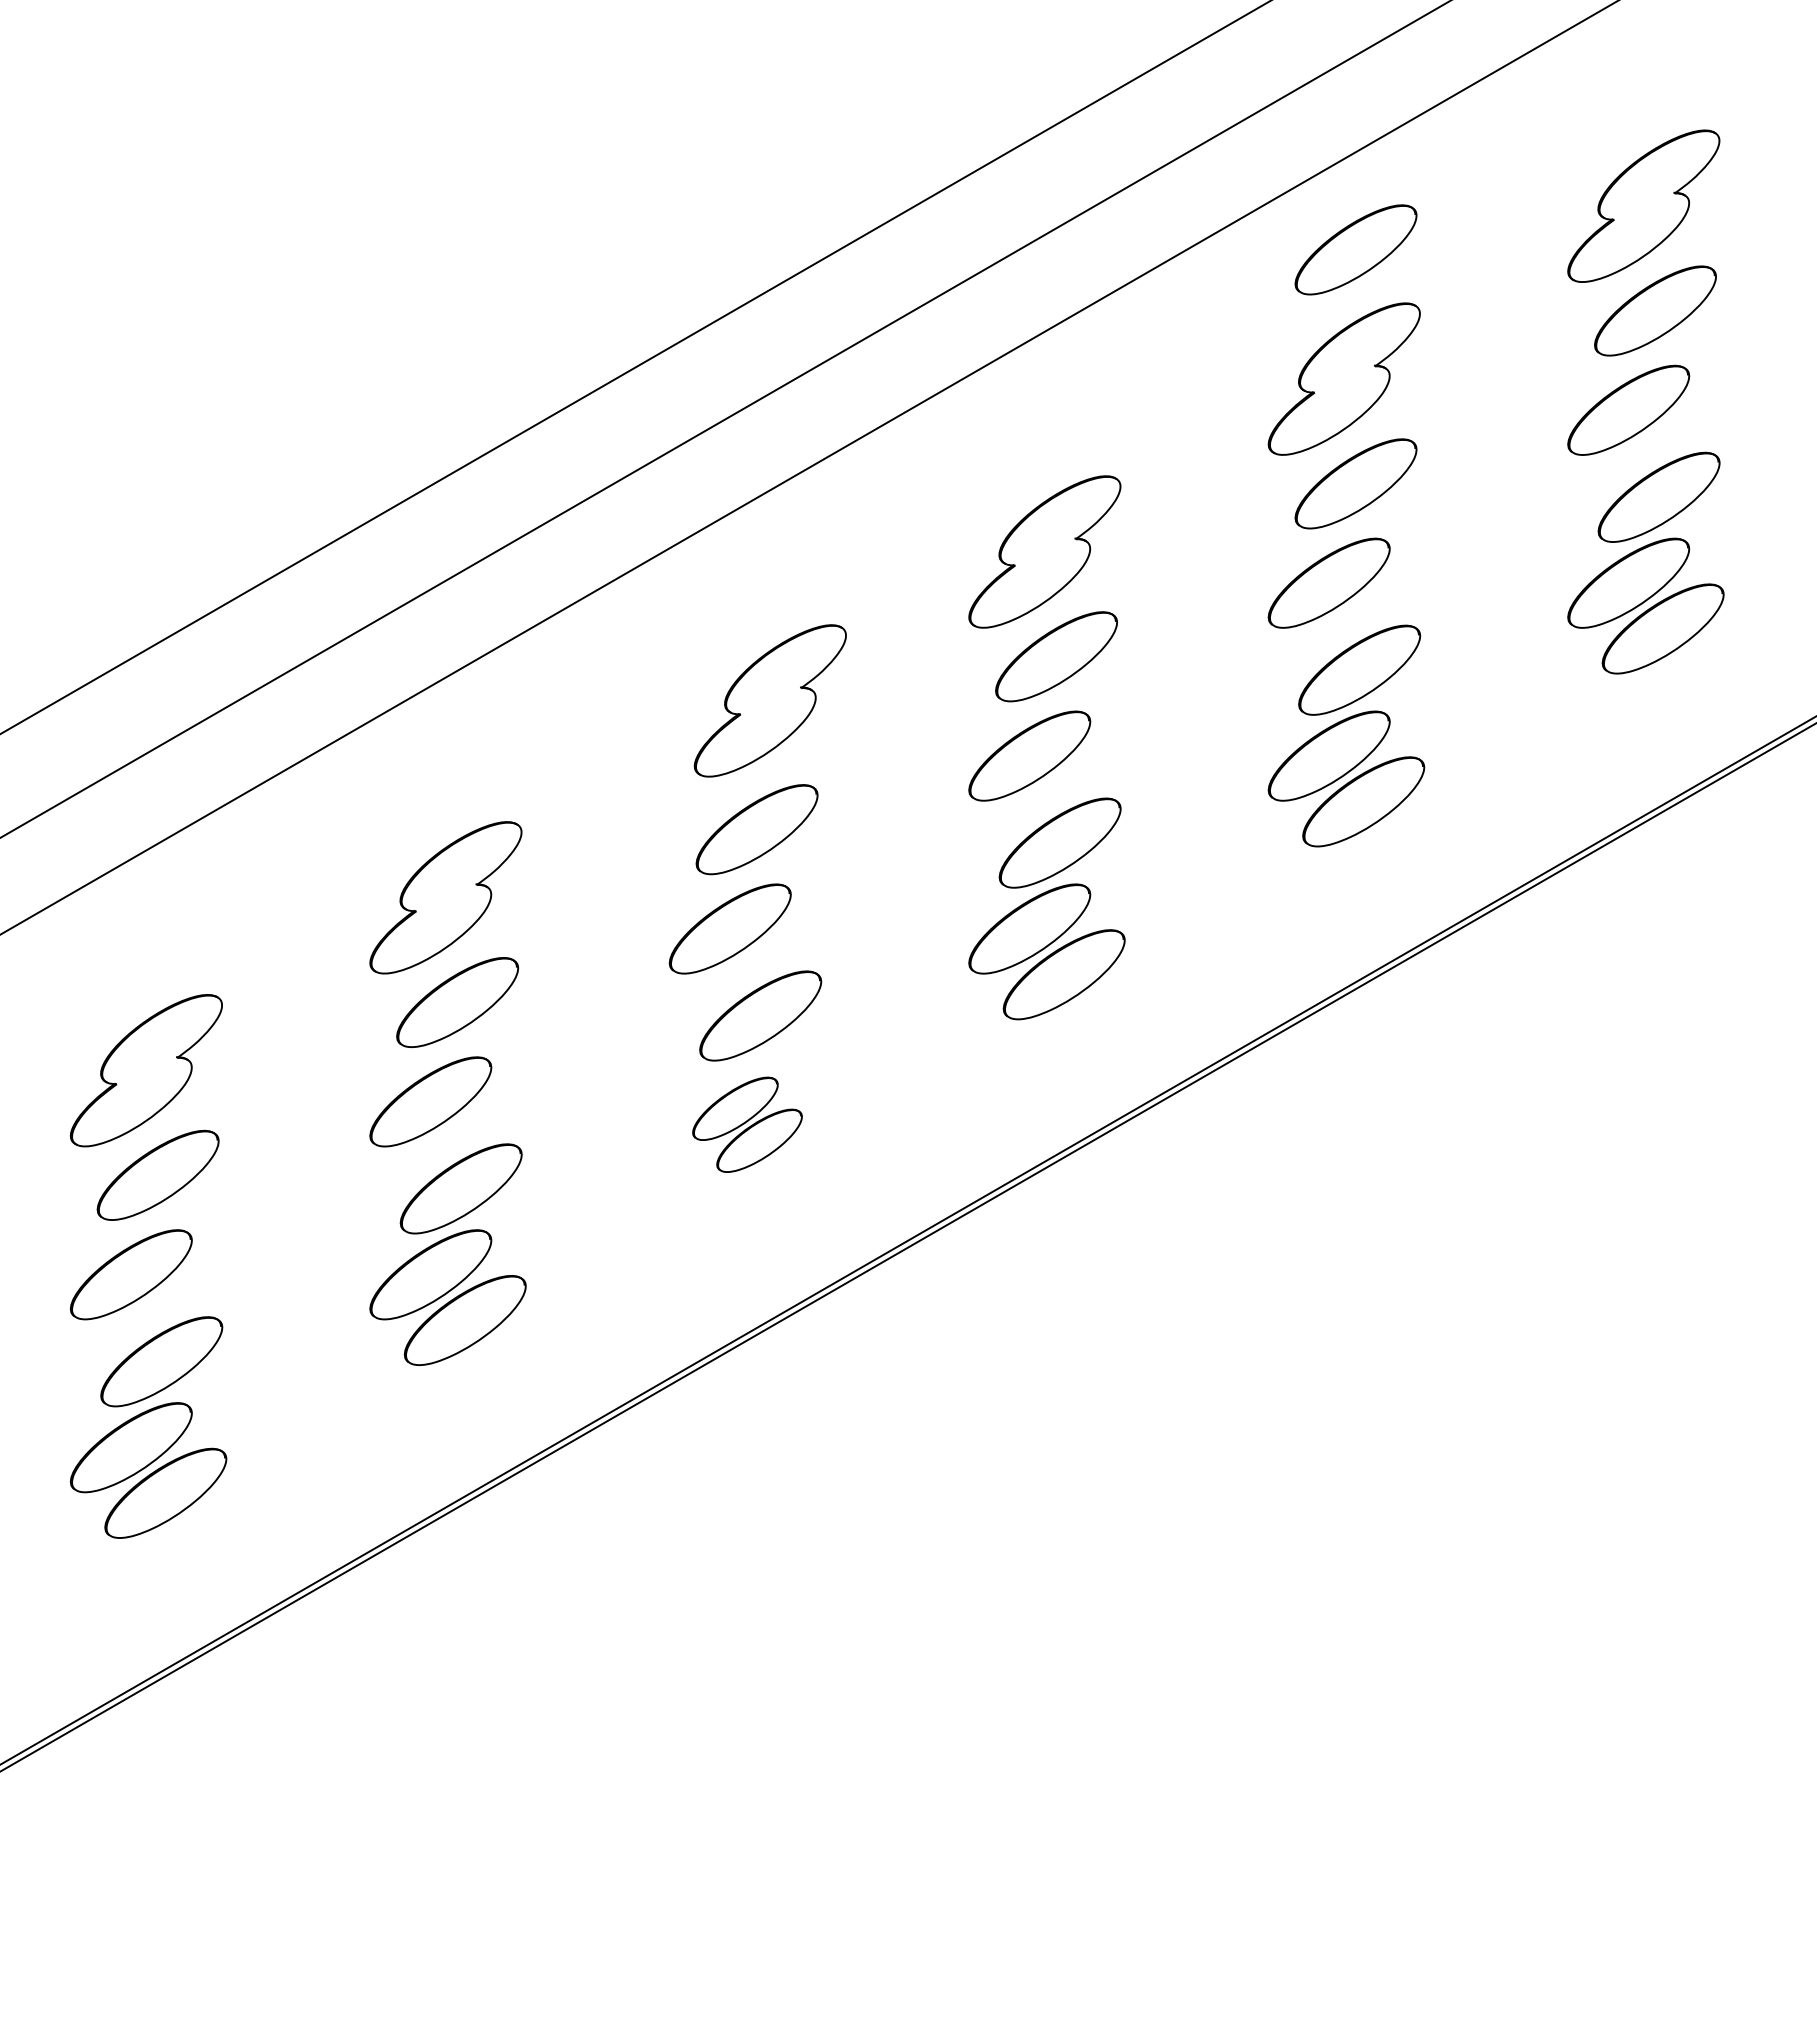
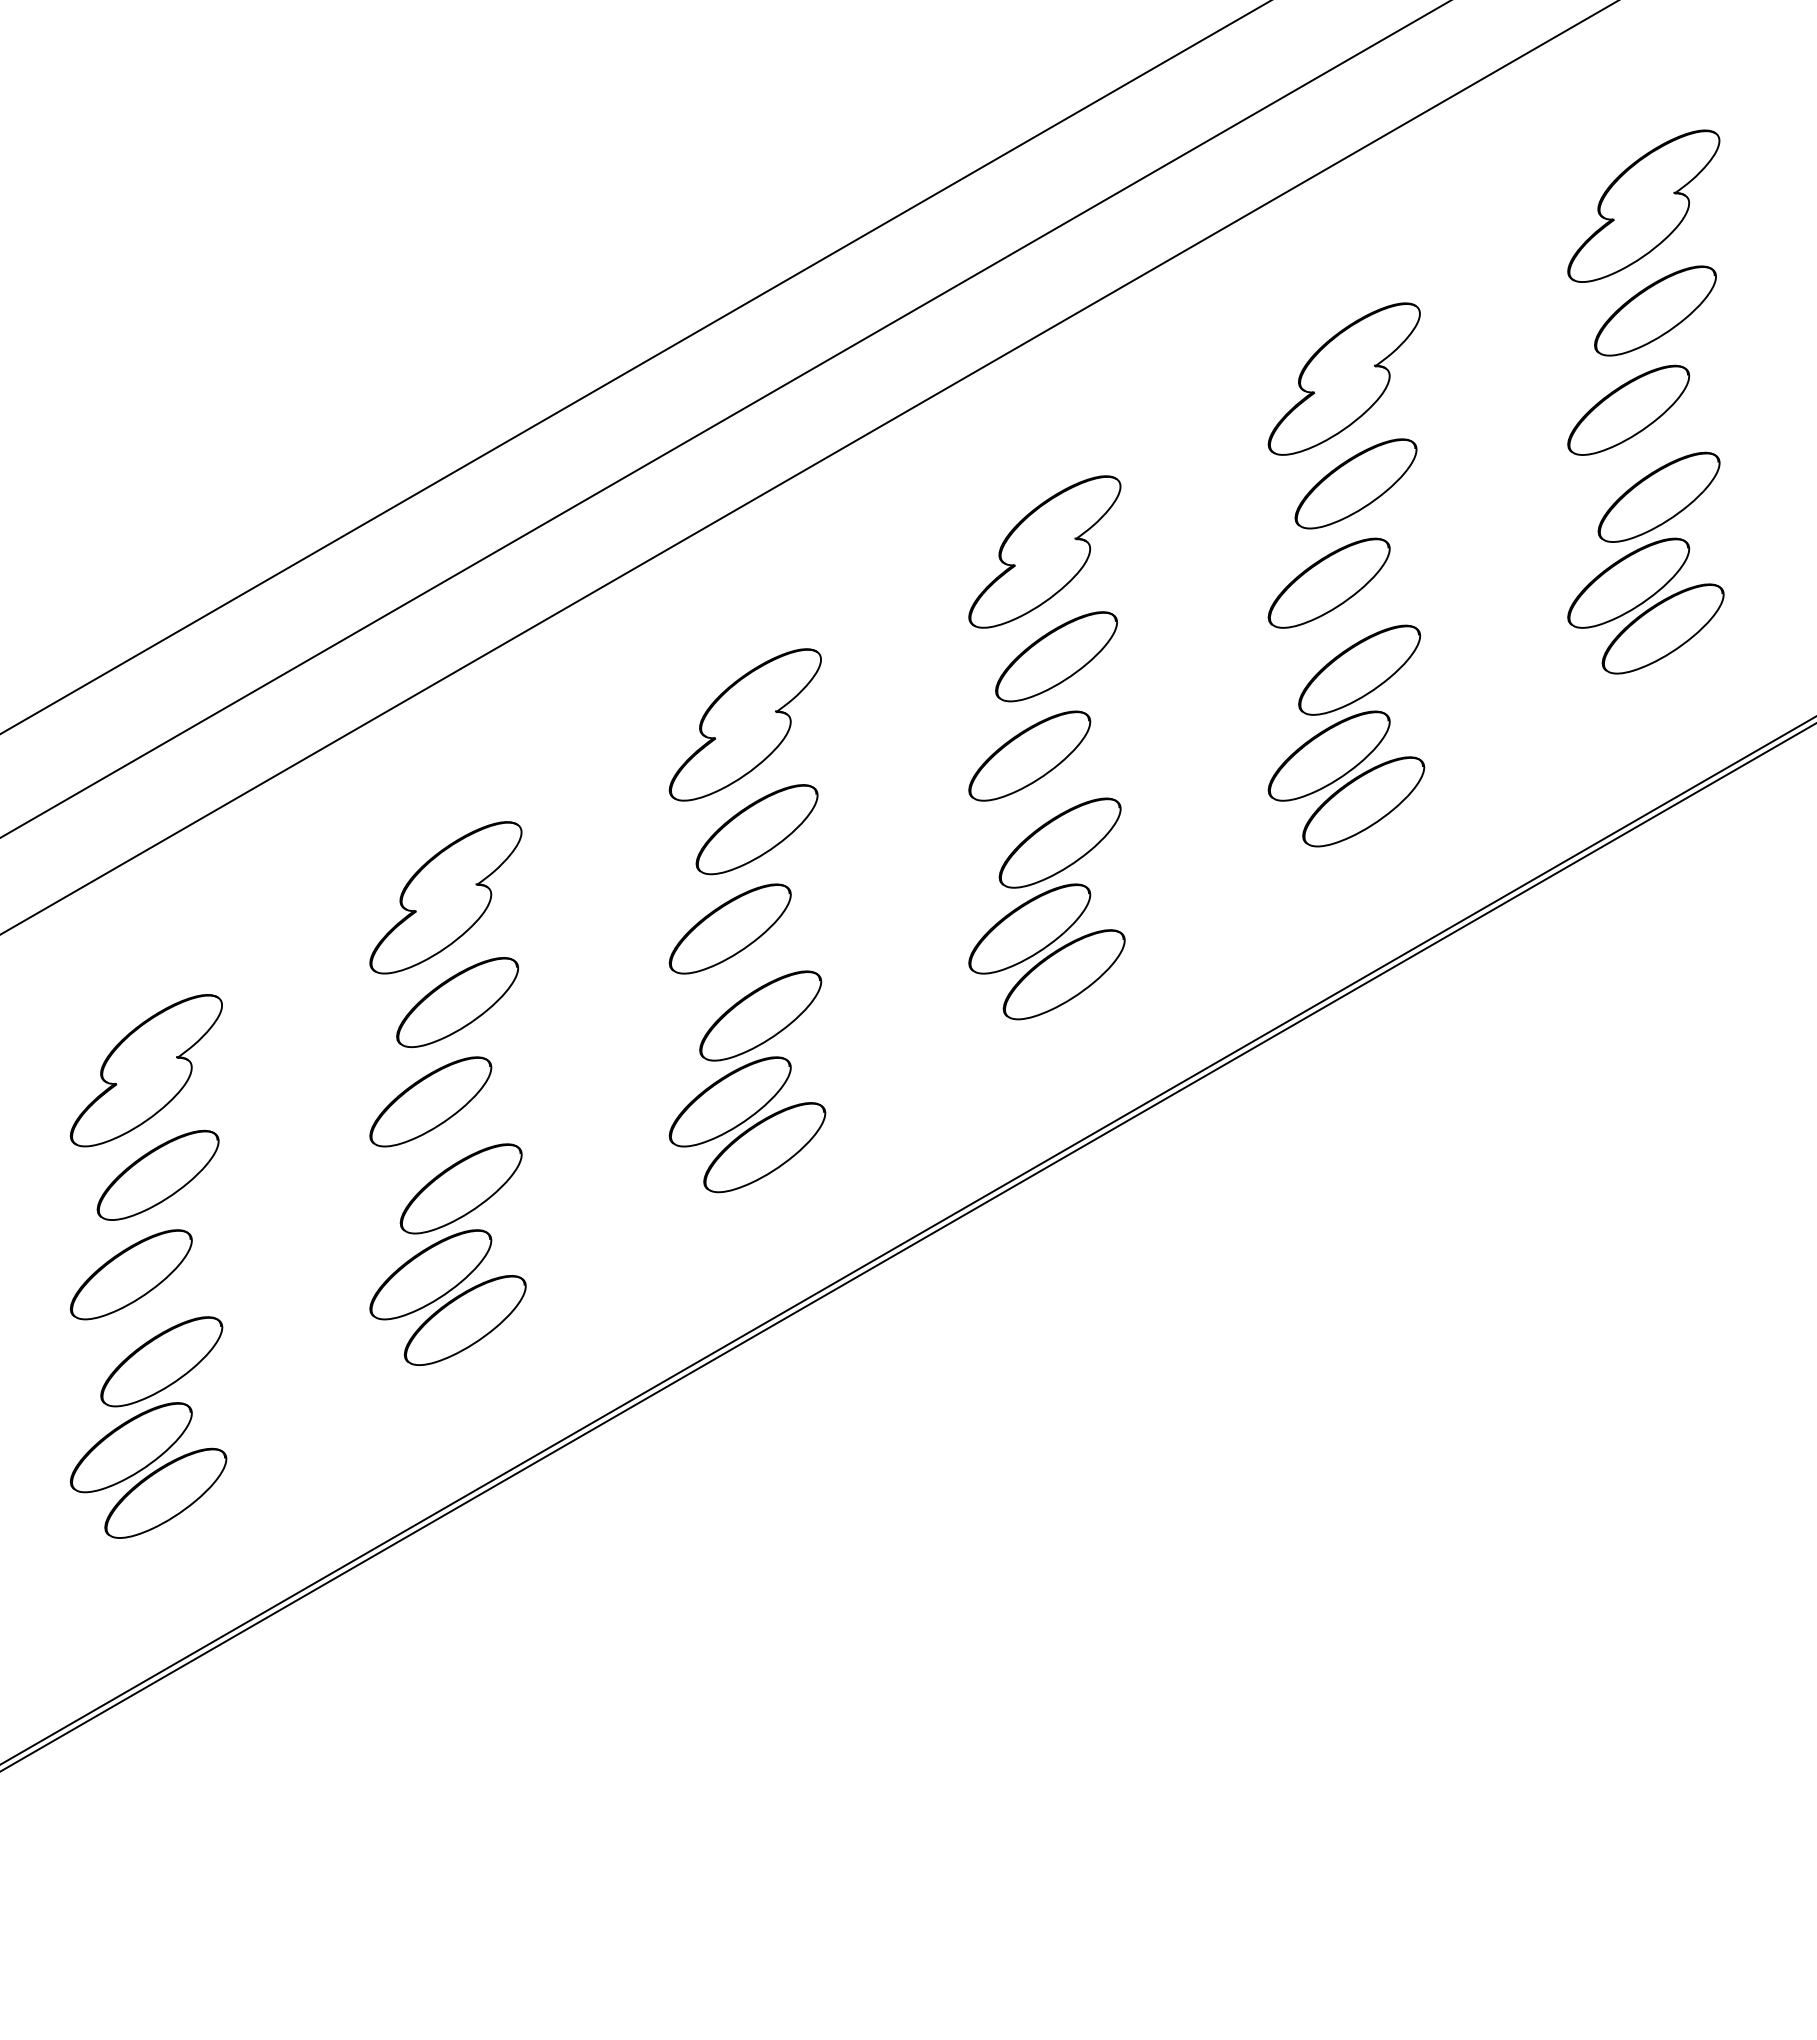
part: present -> none (1355, 249)
part position: (769, 700) -> (744, 724) (744, 724)
part size: 111x97 px -> 159x138 px (747, 1124)
